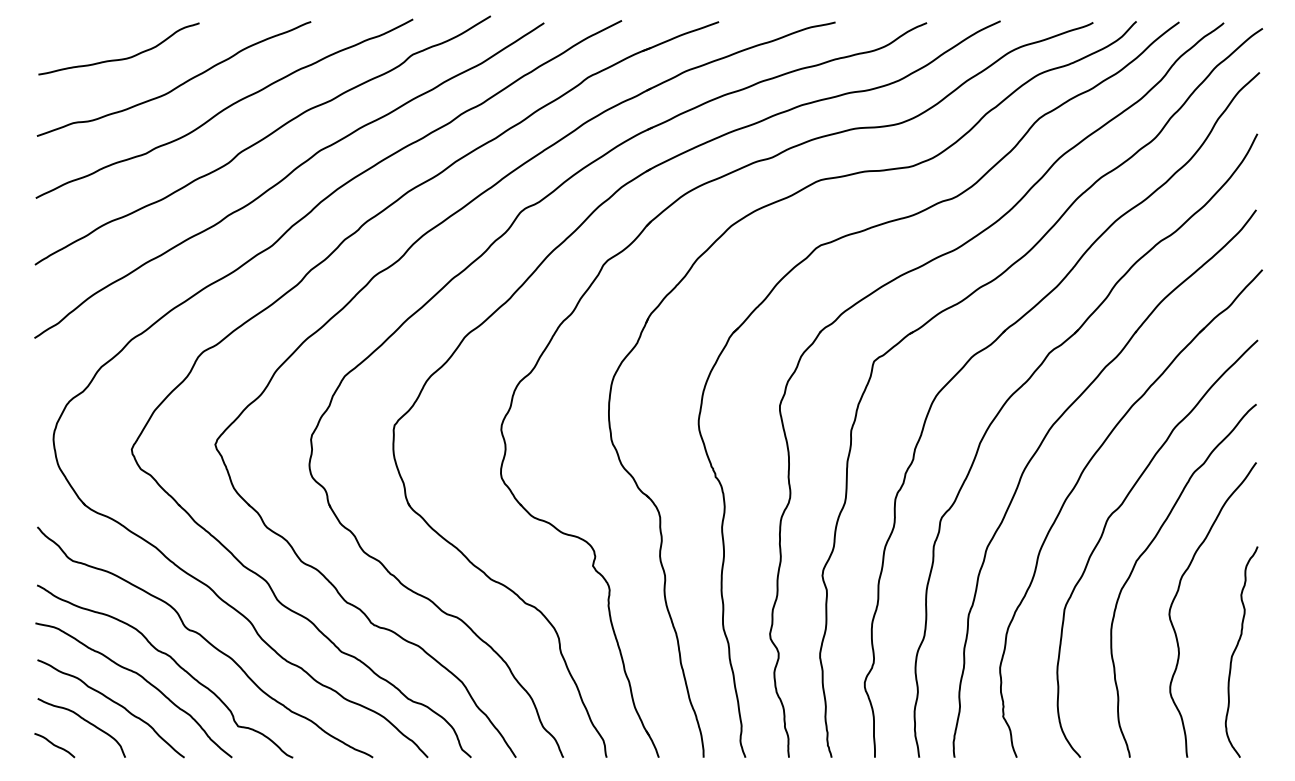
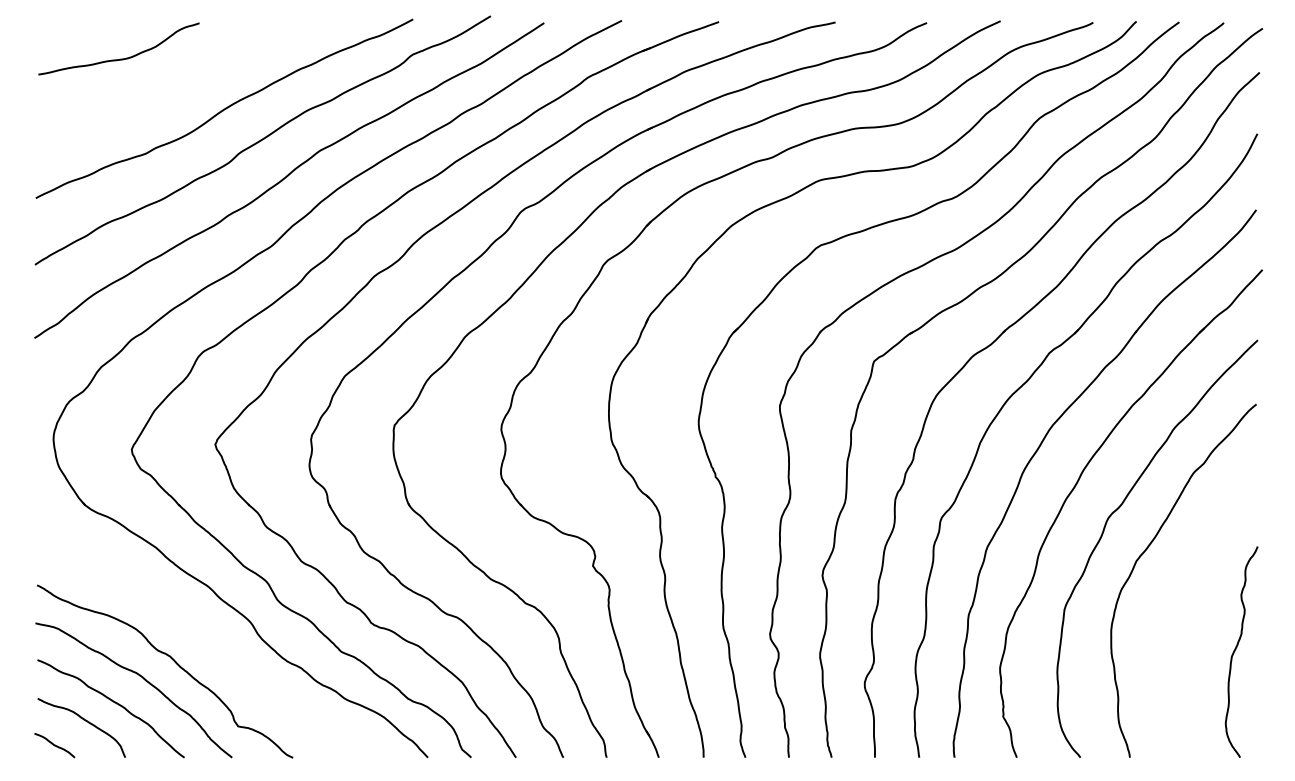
curve: present -> none (179, 84)
curve: present -> none (1178, 592)
curve: present -> none (206, 641)
